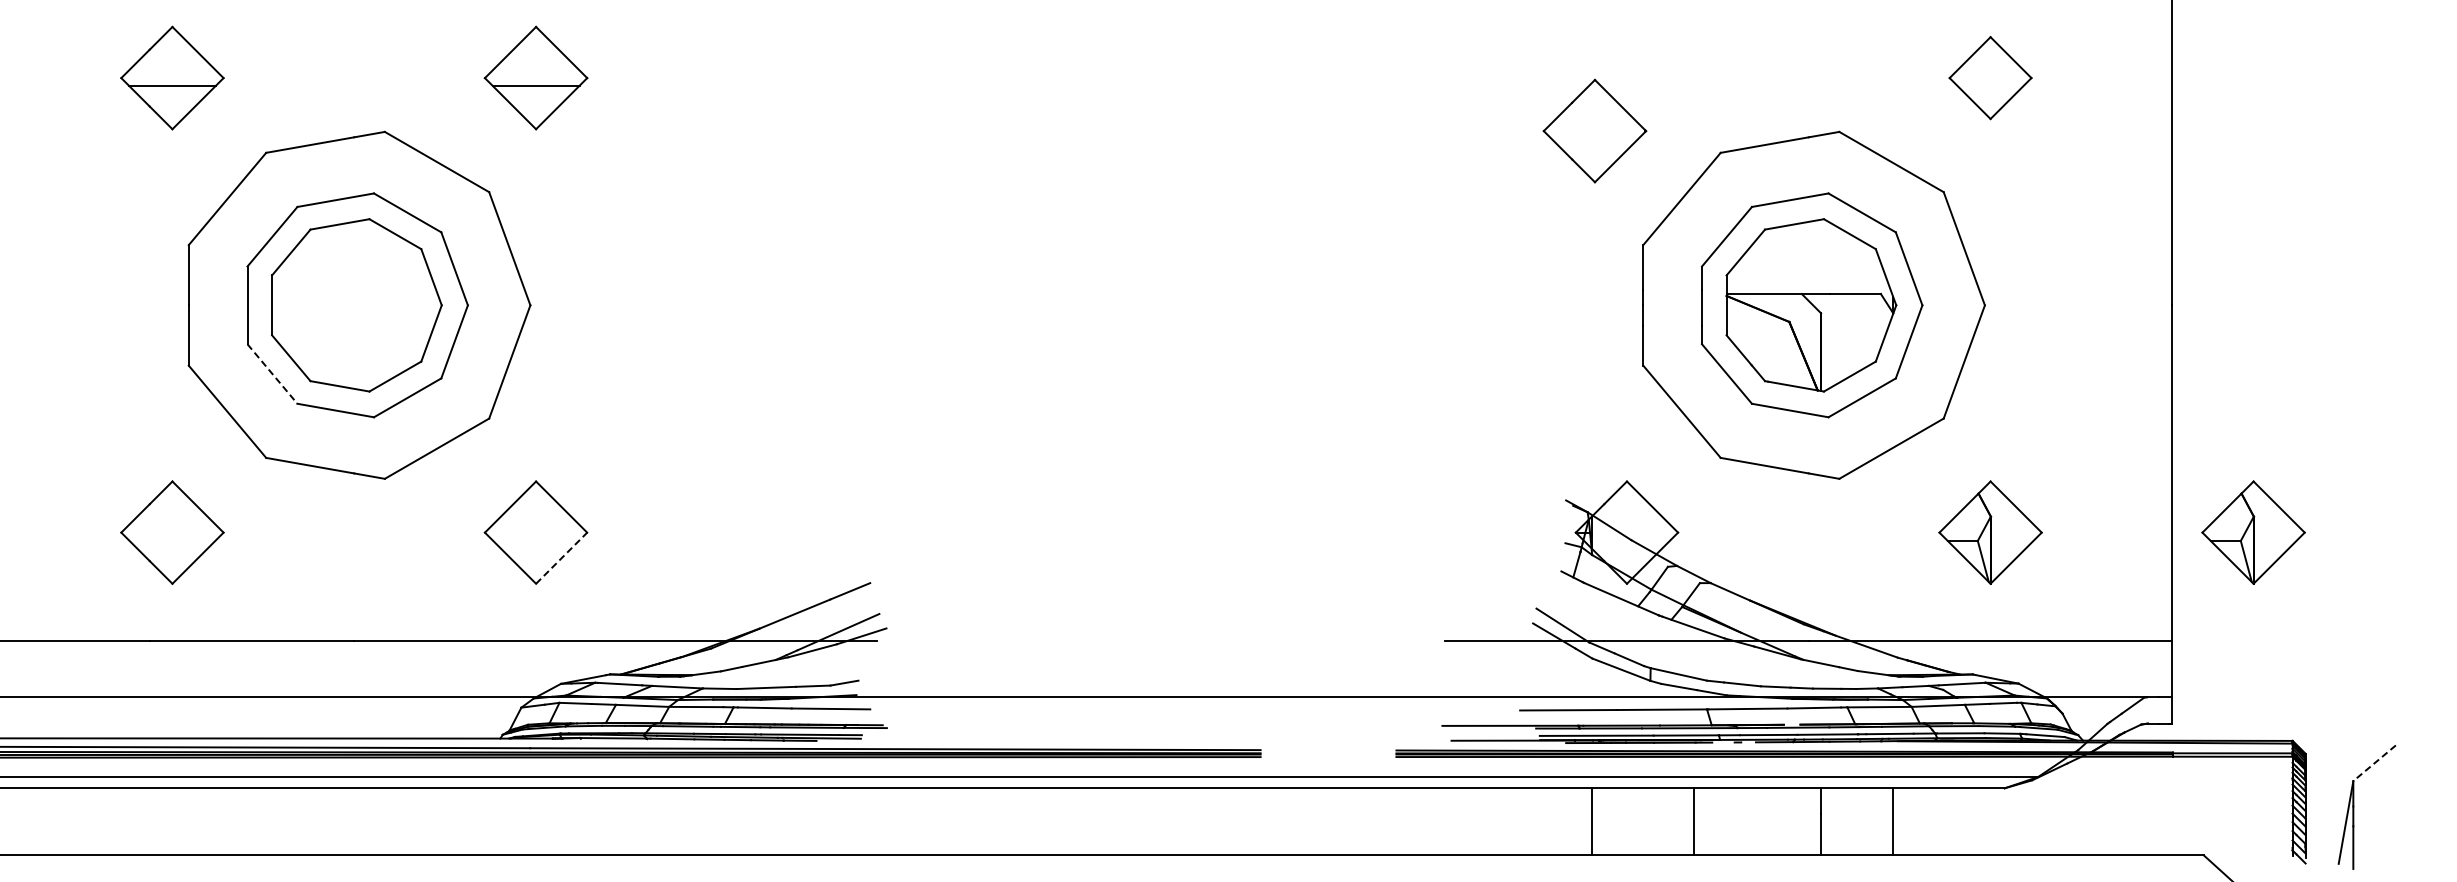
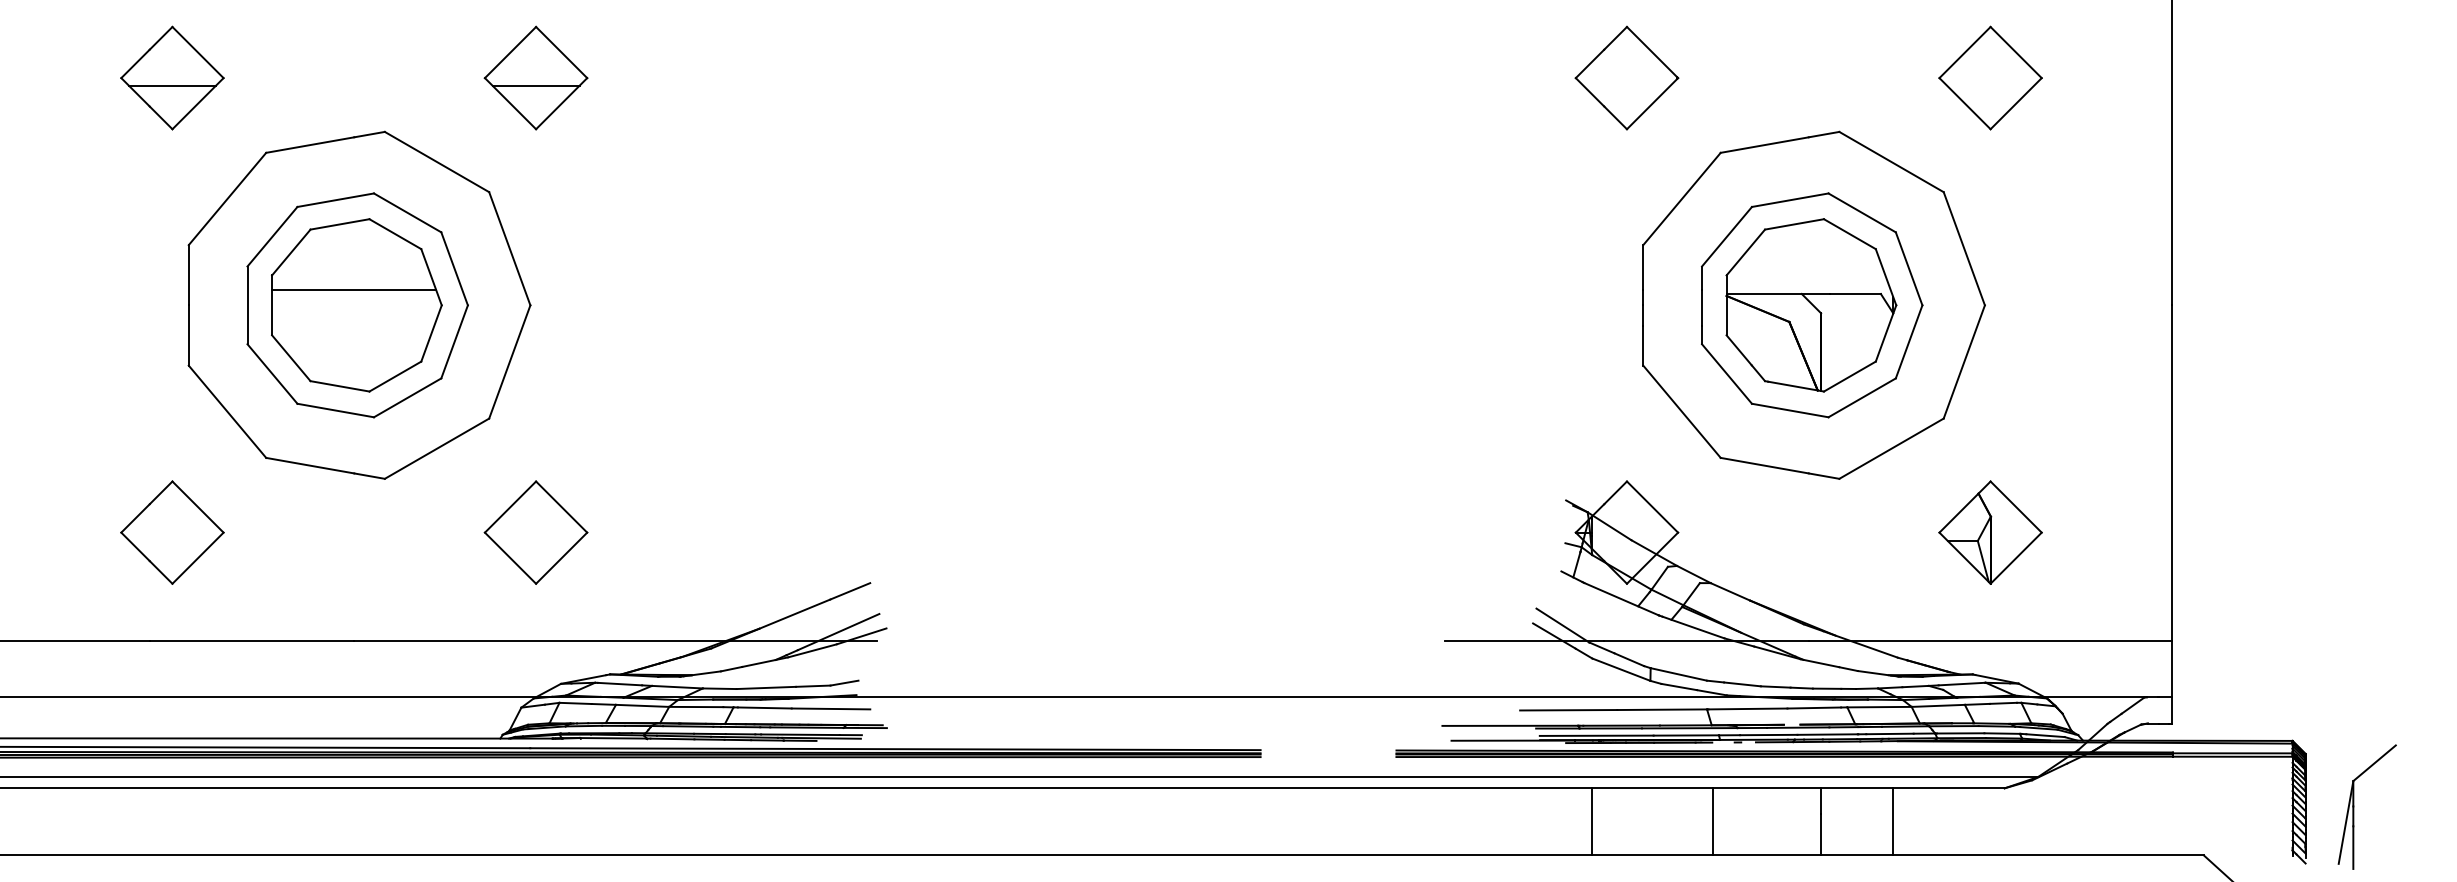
part size: 85x85 px -> 105x106 px (1990, 77)
part position: (1594, 130) -> (1626, 77) (1626, 77)
line: none -> present (354, 290)
line: dashed -> solid (272, 374)
part: present -> none (2253, 532)
line: dashed -> solid (562, 557)
line: dashed -> solid (2374, 763)
line position: (1693, 821) -> (1712, 821) (1712, 821)
